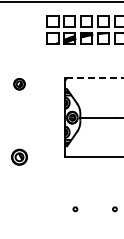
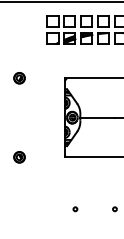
line: dashed -> solid (93, 78)
part position: (19, 84) -> (19, 78) (19, 78)
part size: 17x18 px -> 13x13 px (19, 157)
